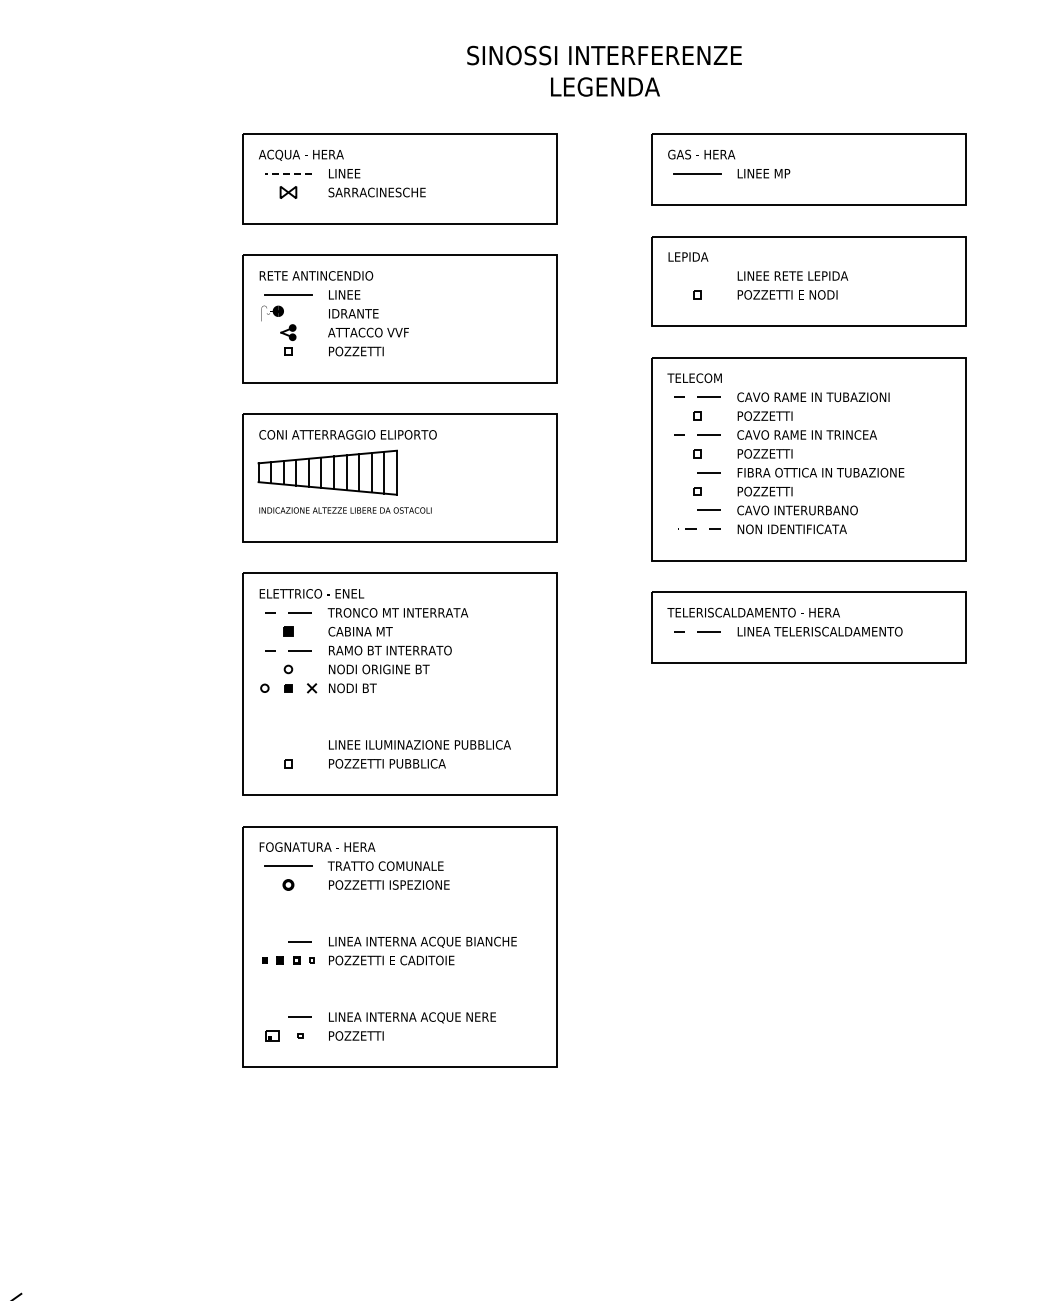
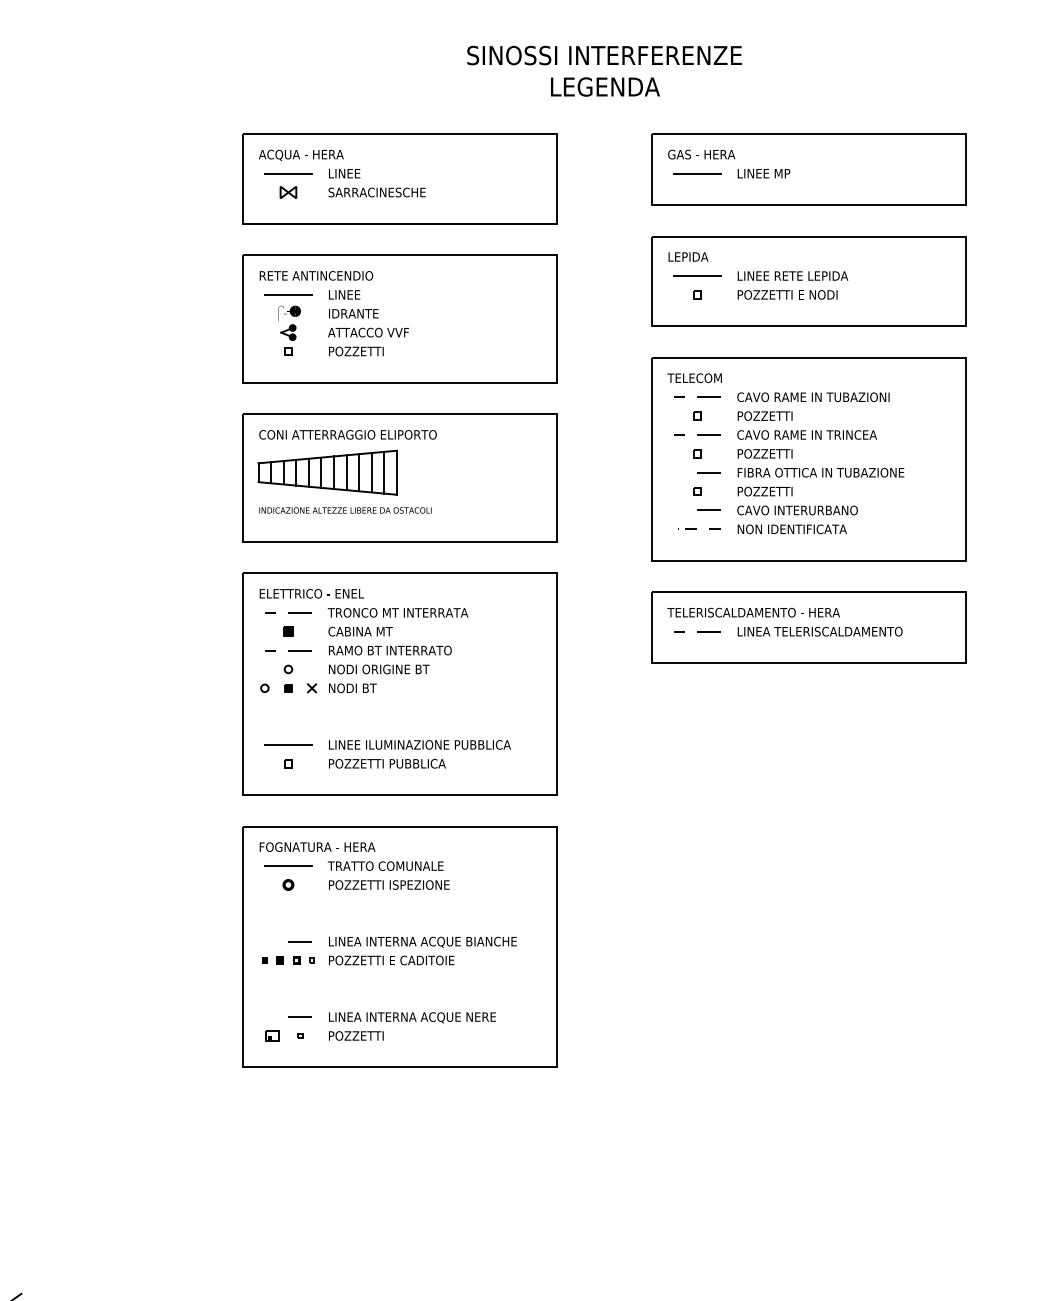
line: dashed -> solid (288, 173)
line: none -> present (696, 276)
part position: (272, 313) -> (289, 313) (289, 313)
line: none -> present (288, 744)
